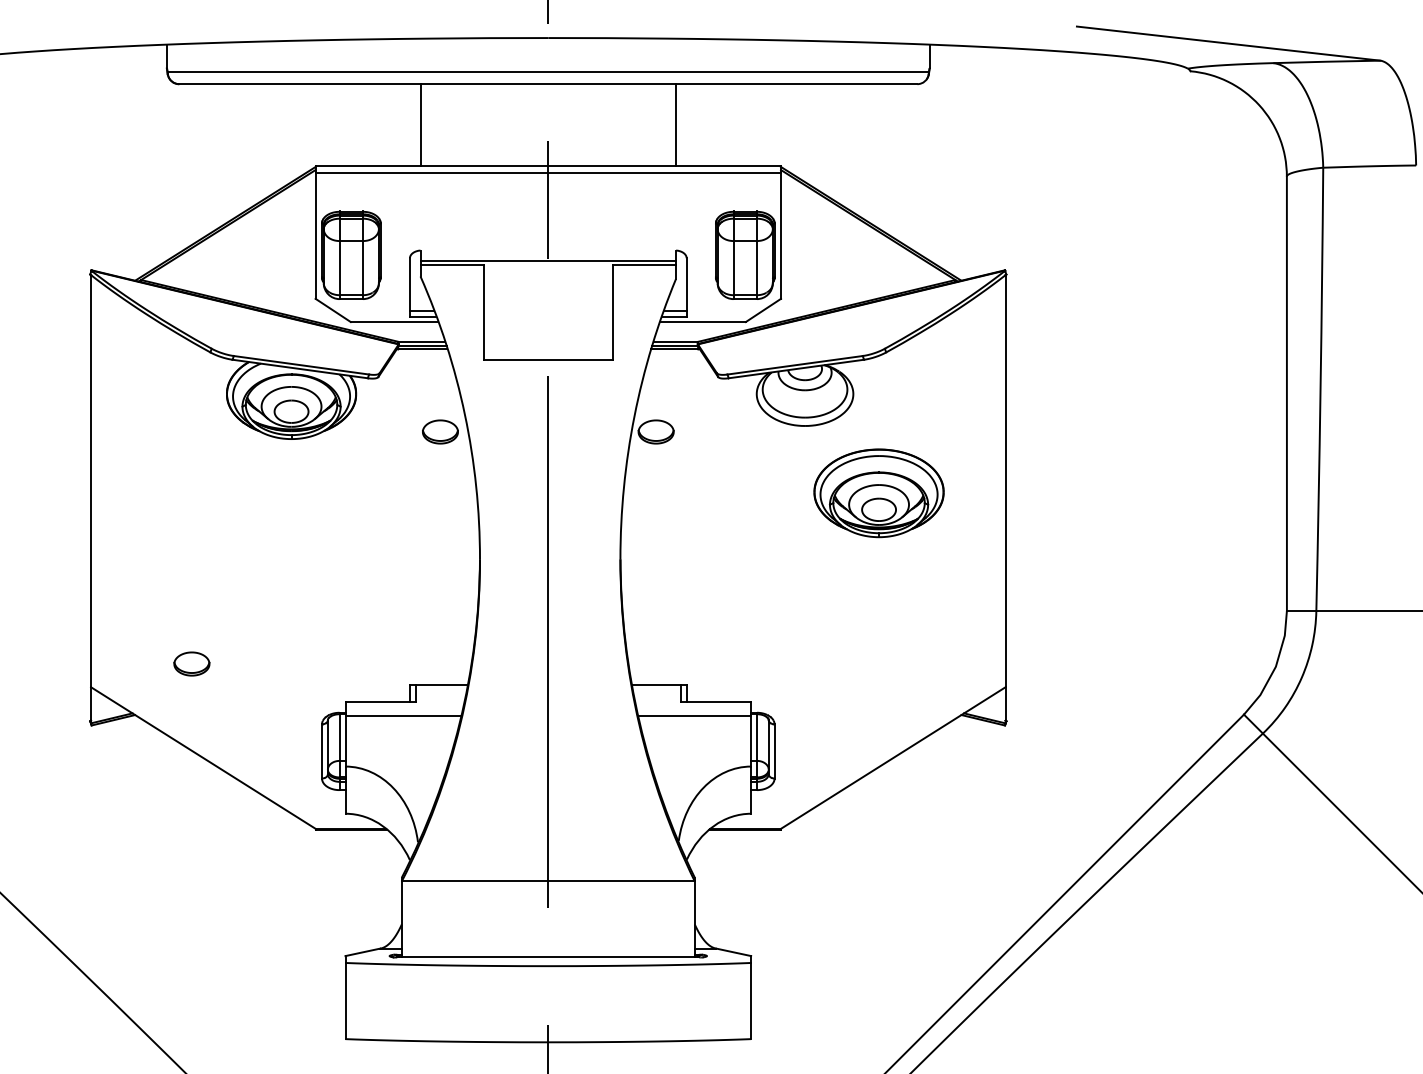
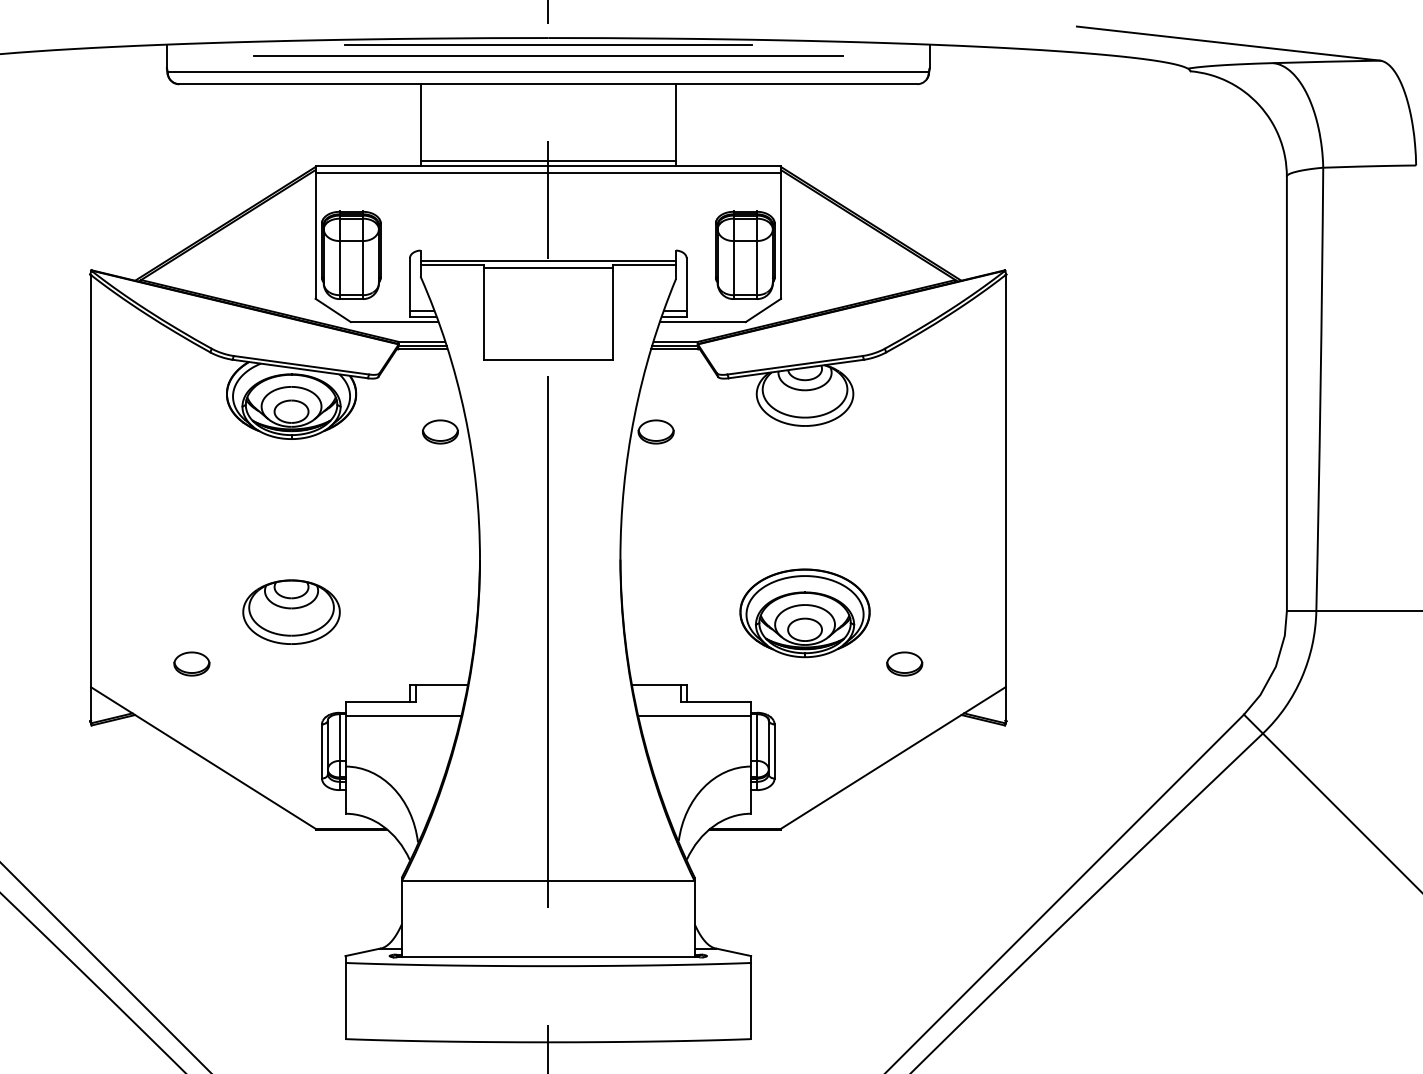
line: none -> present (547, 44)
line: none -> present (547, 56)
line: none -> present (548, 161)
line: none -> present (547, 268)
part position: (878, 493) -> (804, 613) (804, 613)
part: none -> present (291, 611)
part: none -> present (904, 663)
line: none -> present (105, 967)
